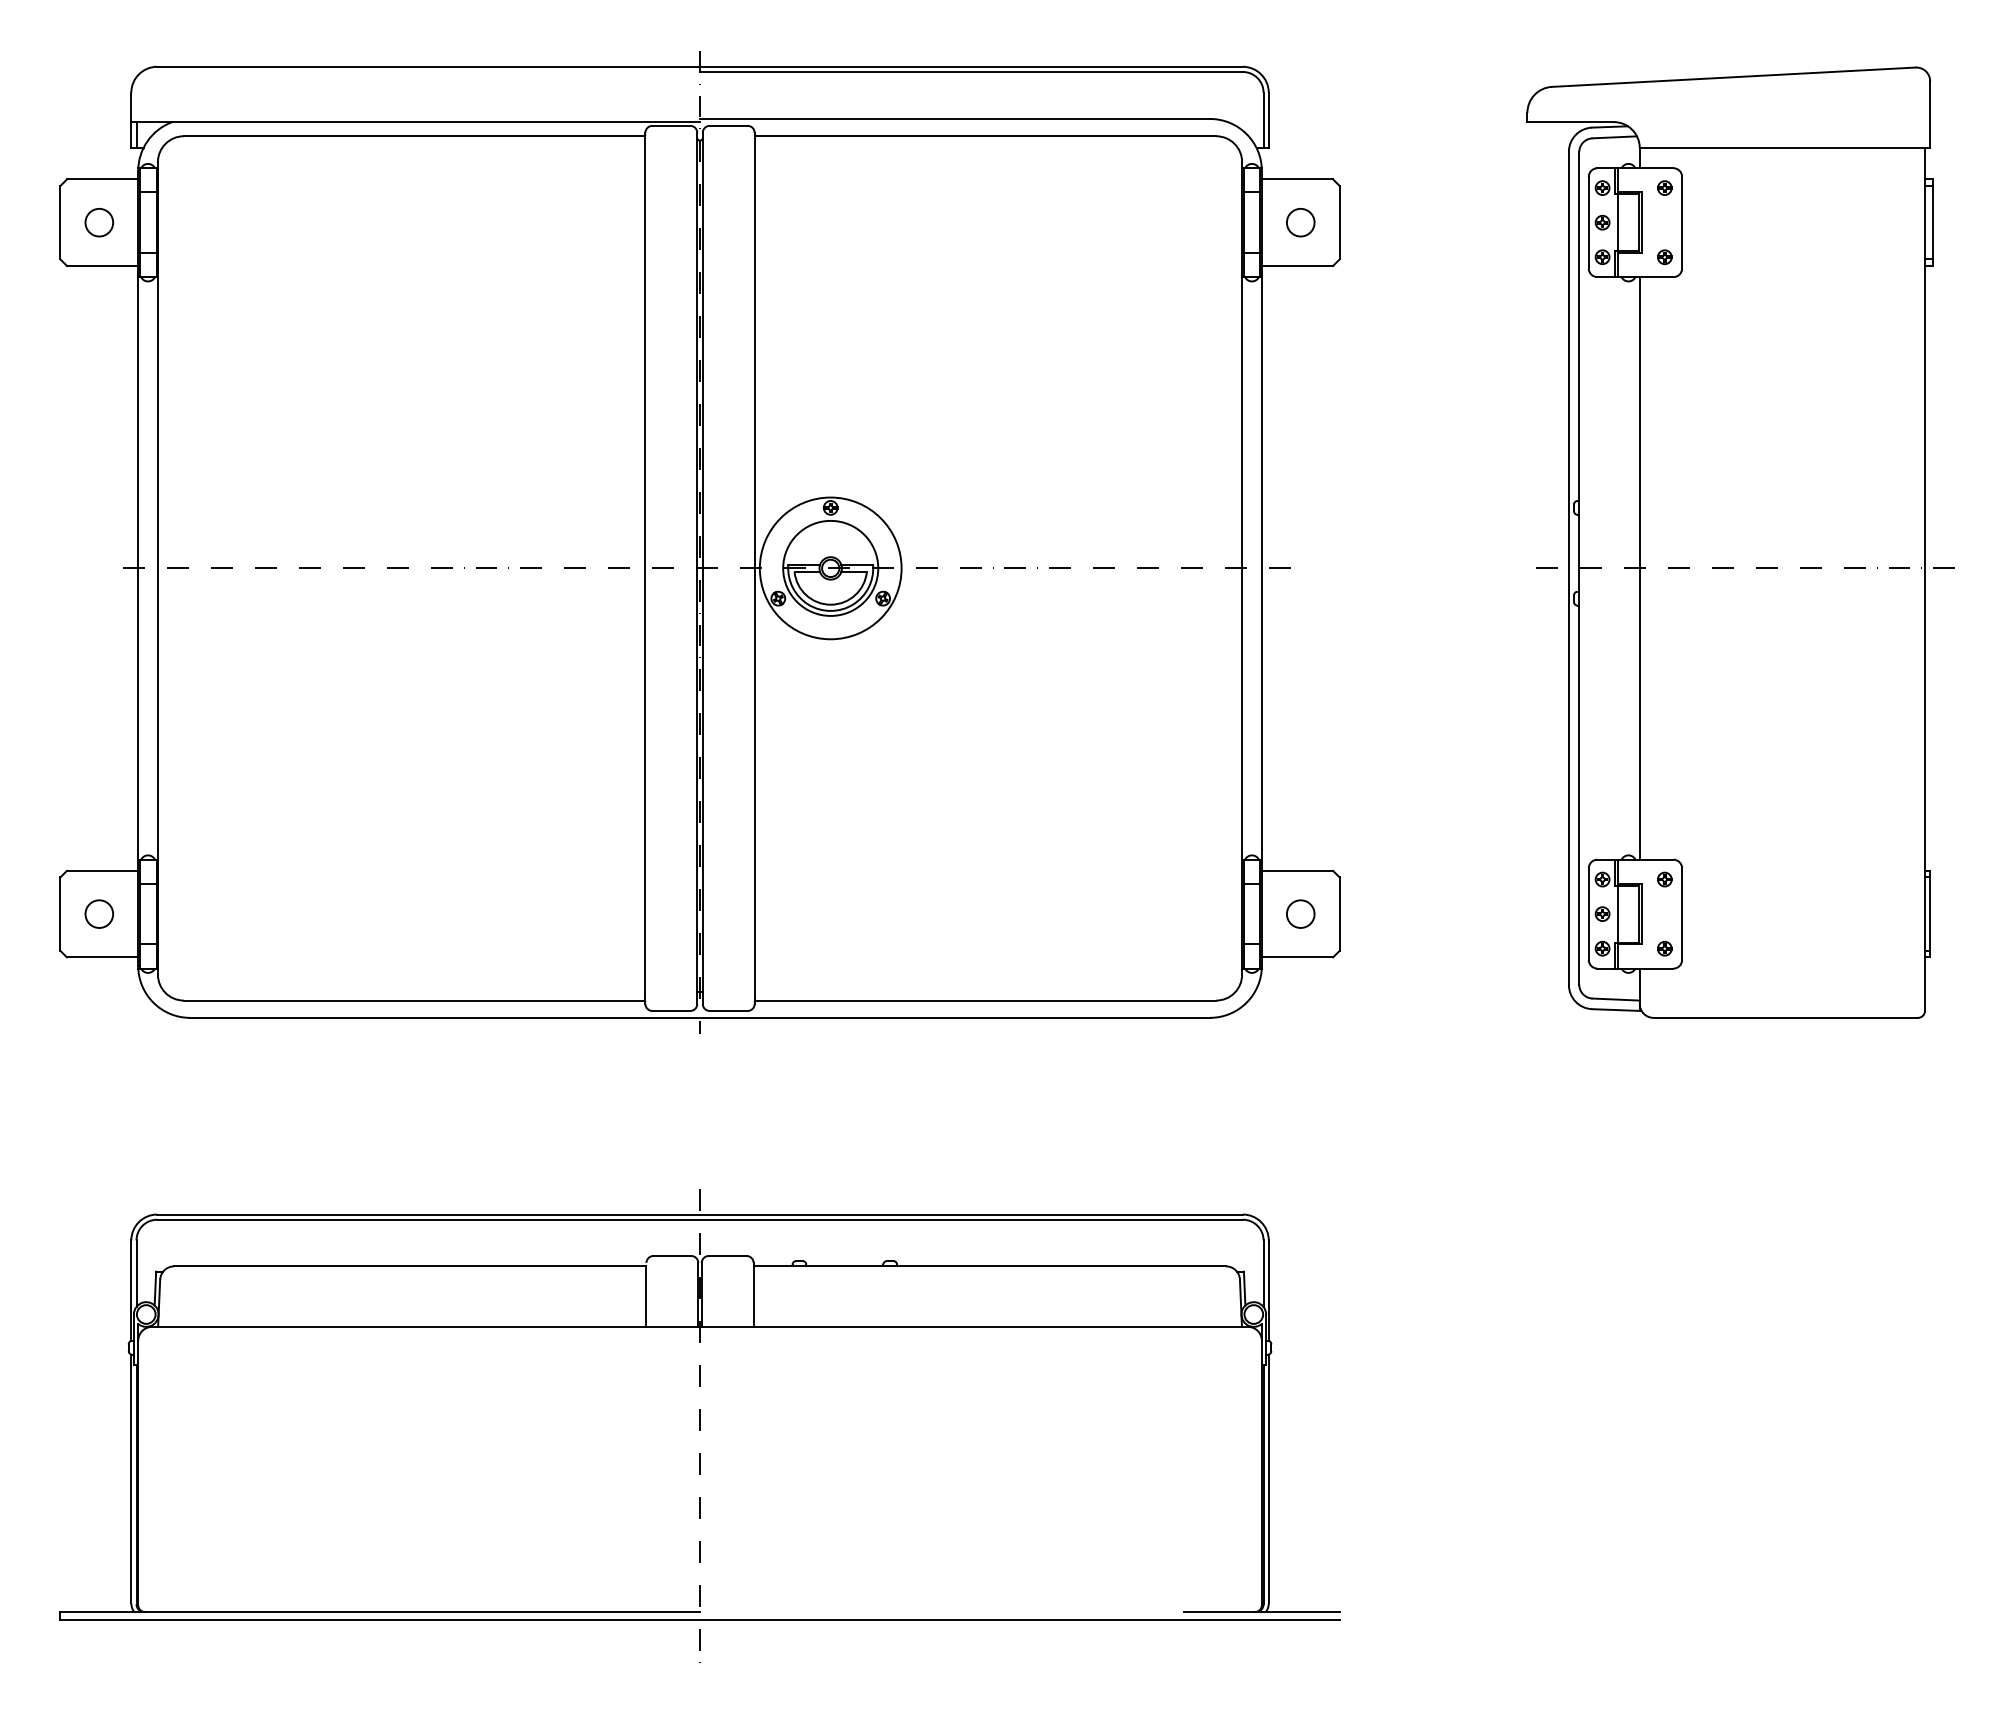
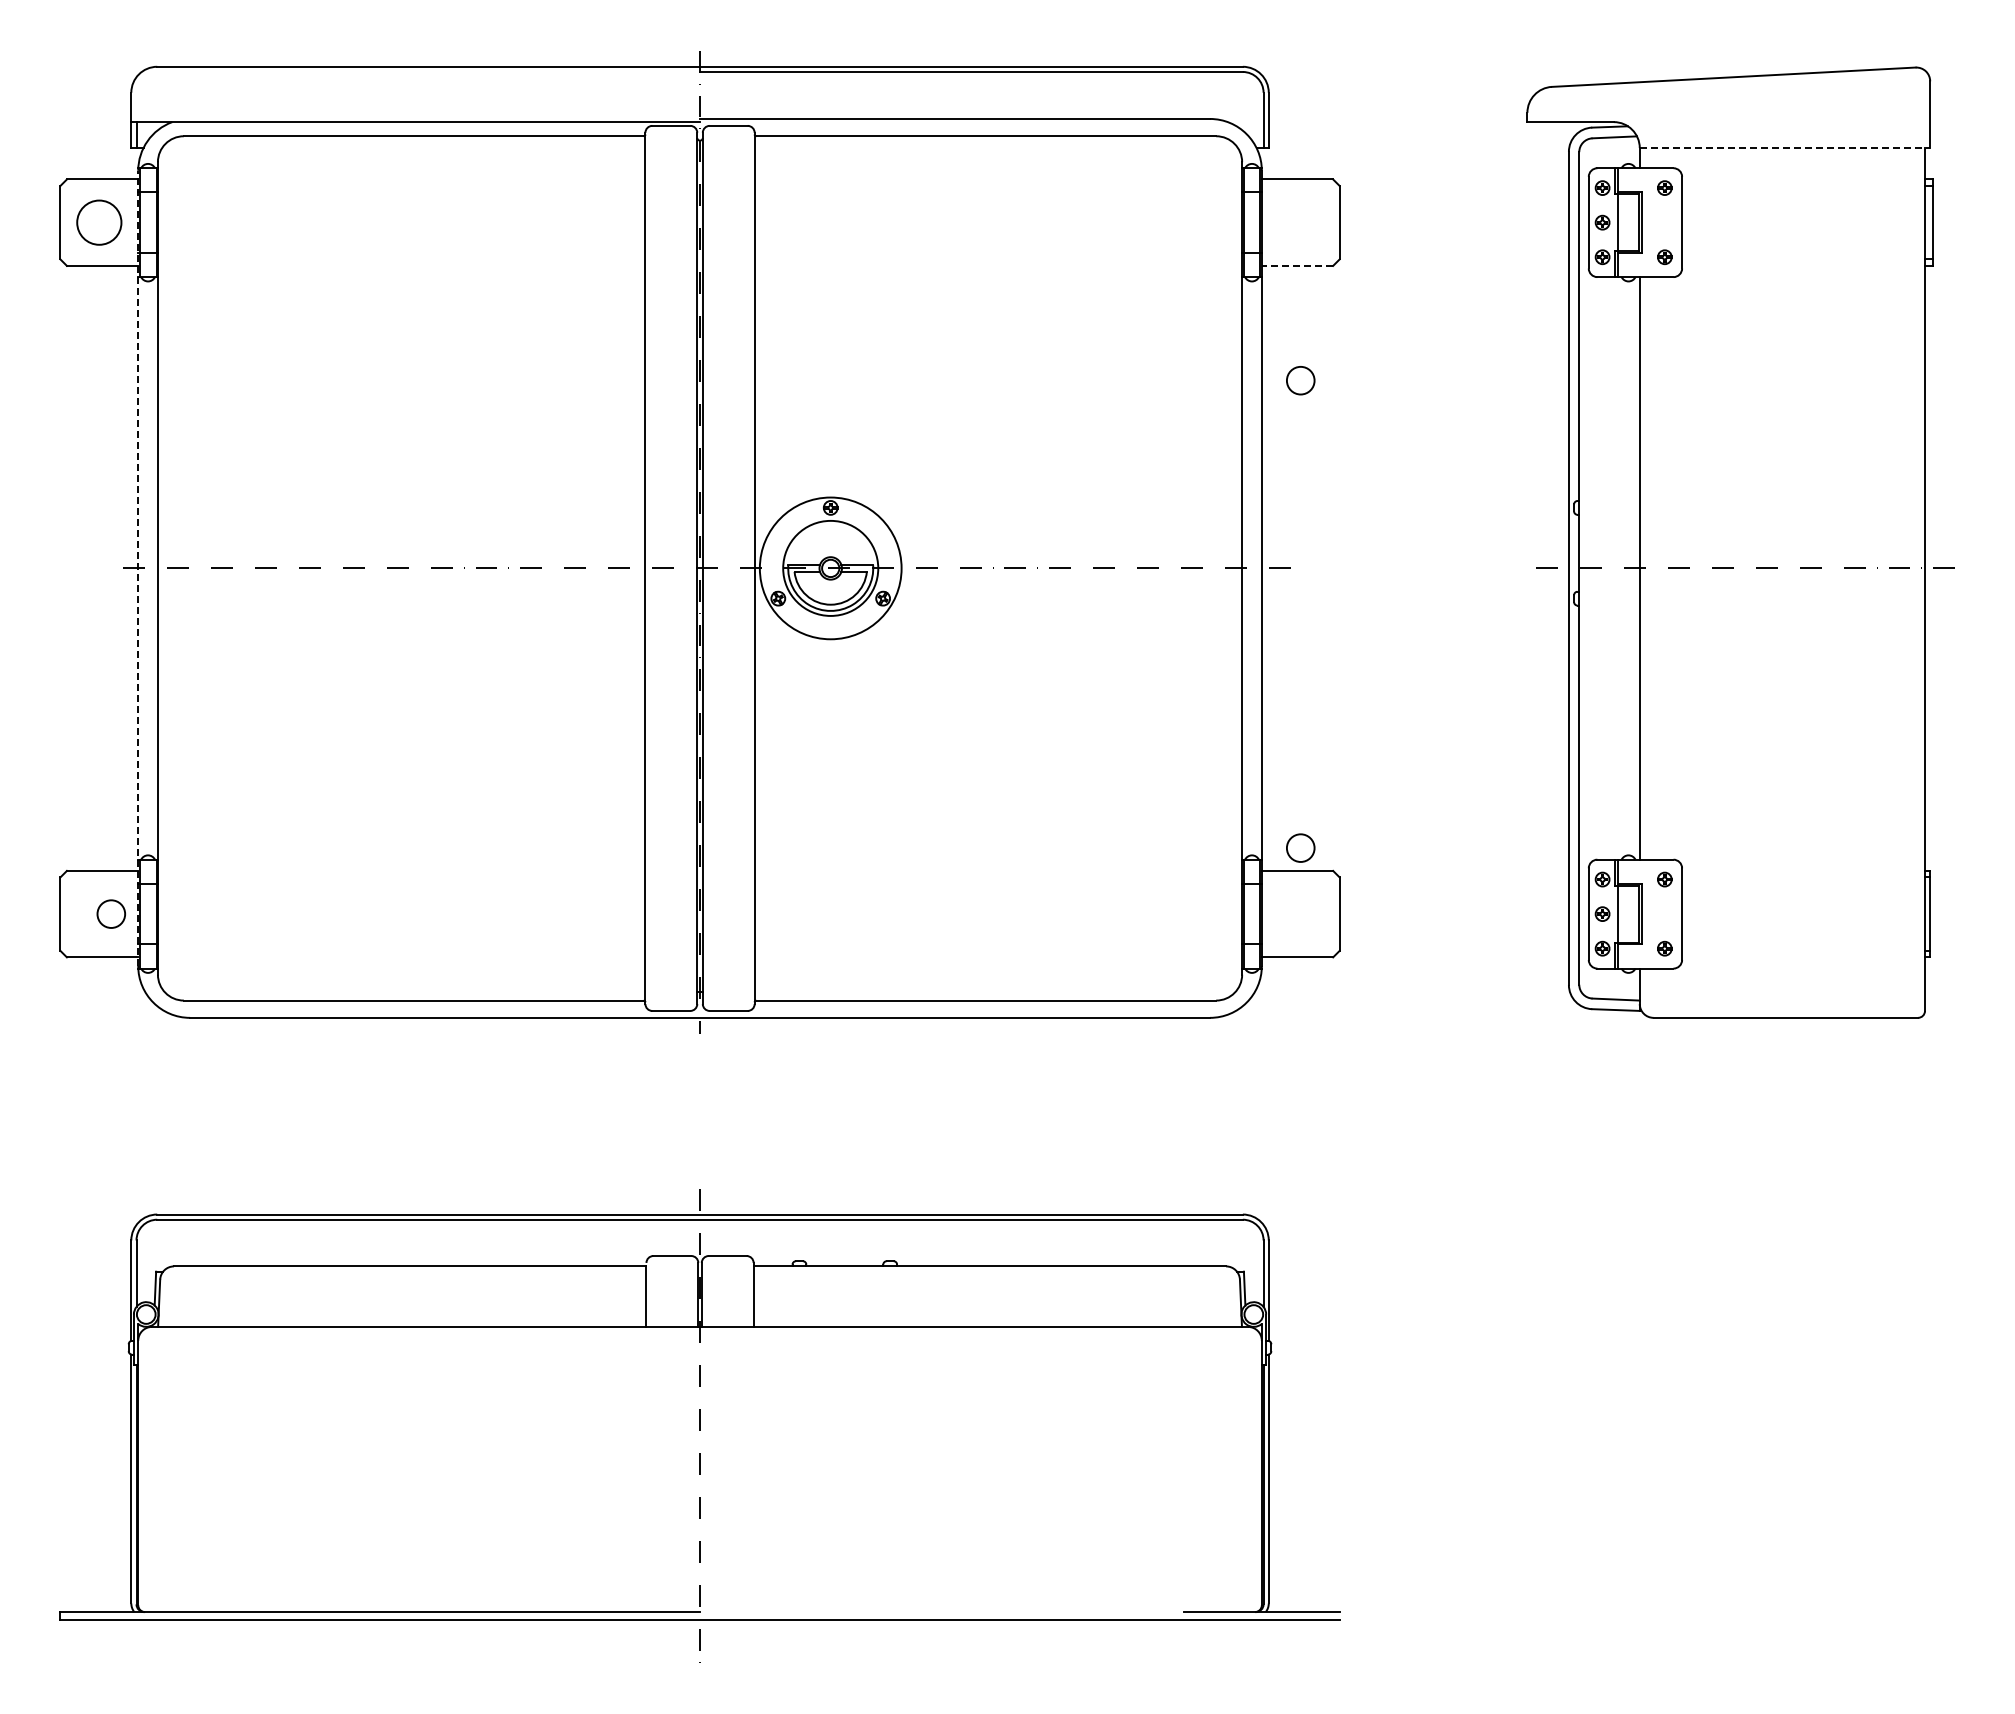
line: solid -> dashed (1785, 148)
circle diameter: 28 px -> 44 px (99, 222)
circle position: (1300, 222) -> (1300, 380) (1300, 380)
line: solid -> dashed (1297, 265)
line: solid -> dashed (138, 568)
circle position: (98, 913) -> (110, 913) (110, 913)
circle position: (1300, 913) -> (1300, 847) (1300, 847)
